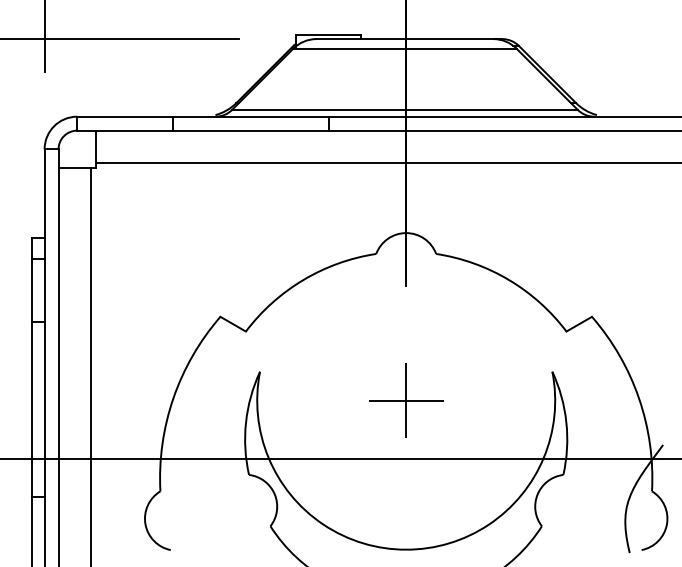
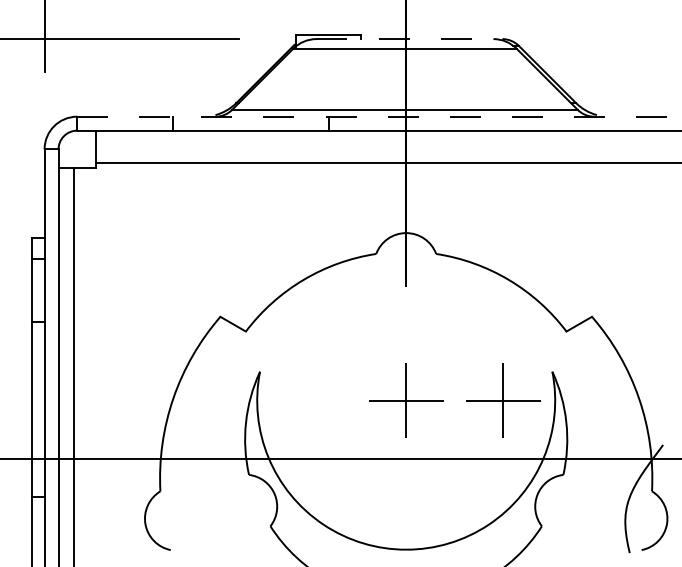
line: solid -> dashed (409, 39)
line: solid -> dashed (380, 116)
line position: (90, 365) -> (73, 365) (73, 365)
part: none -> present (503, 400)
